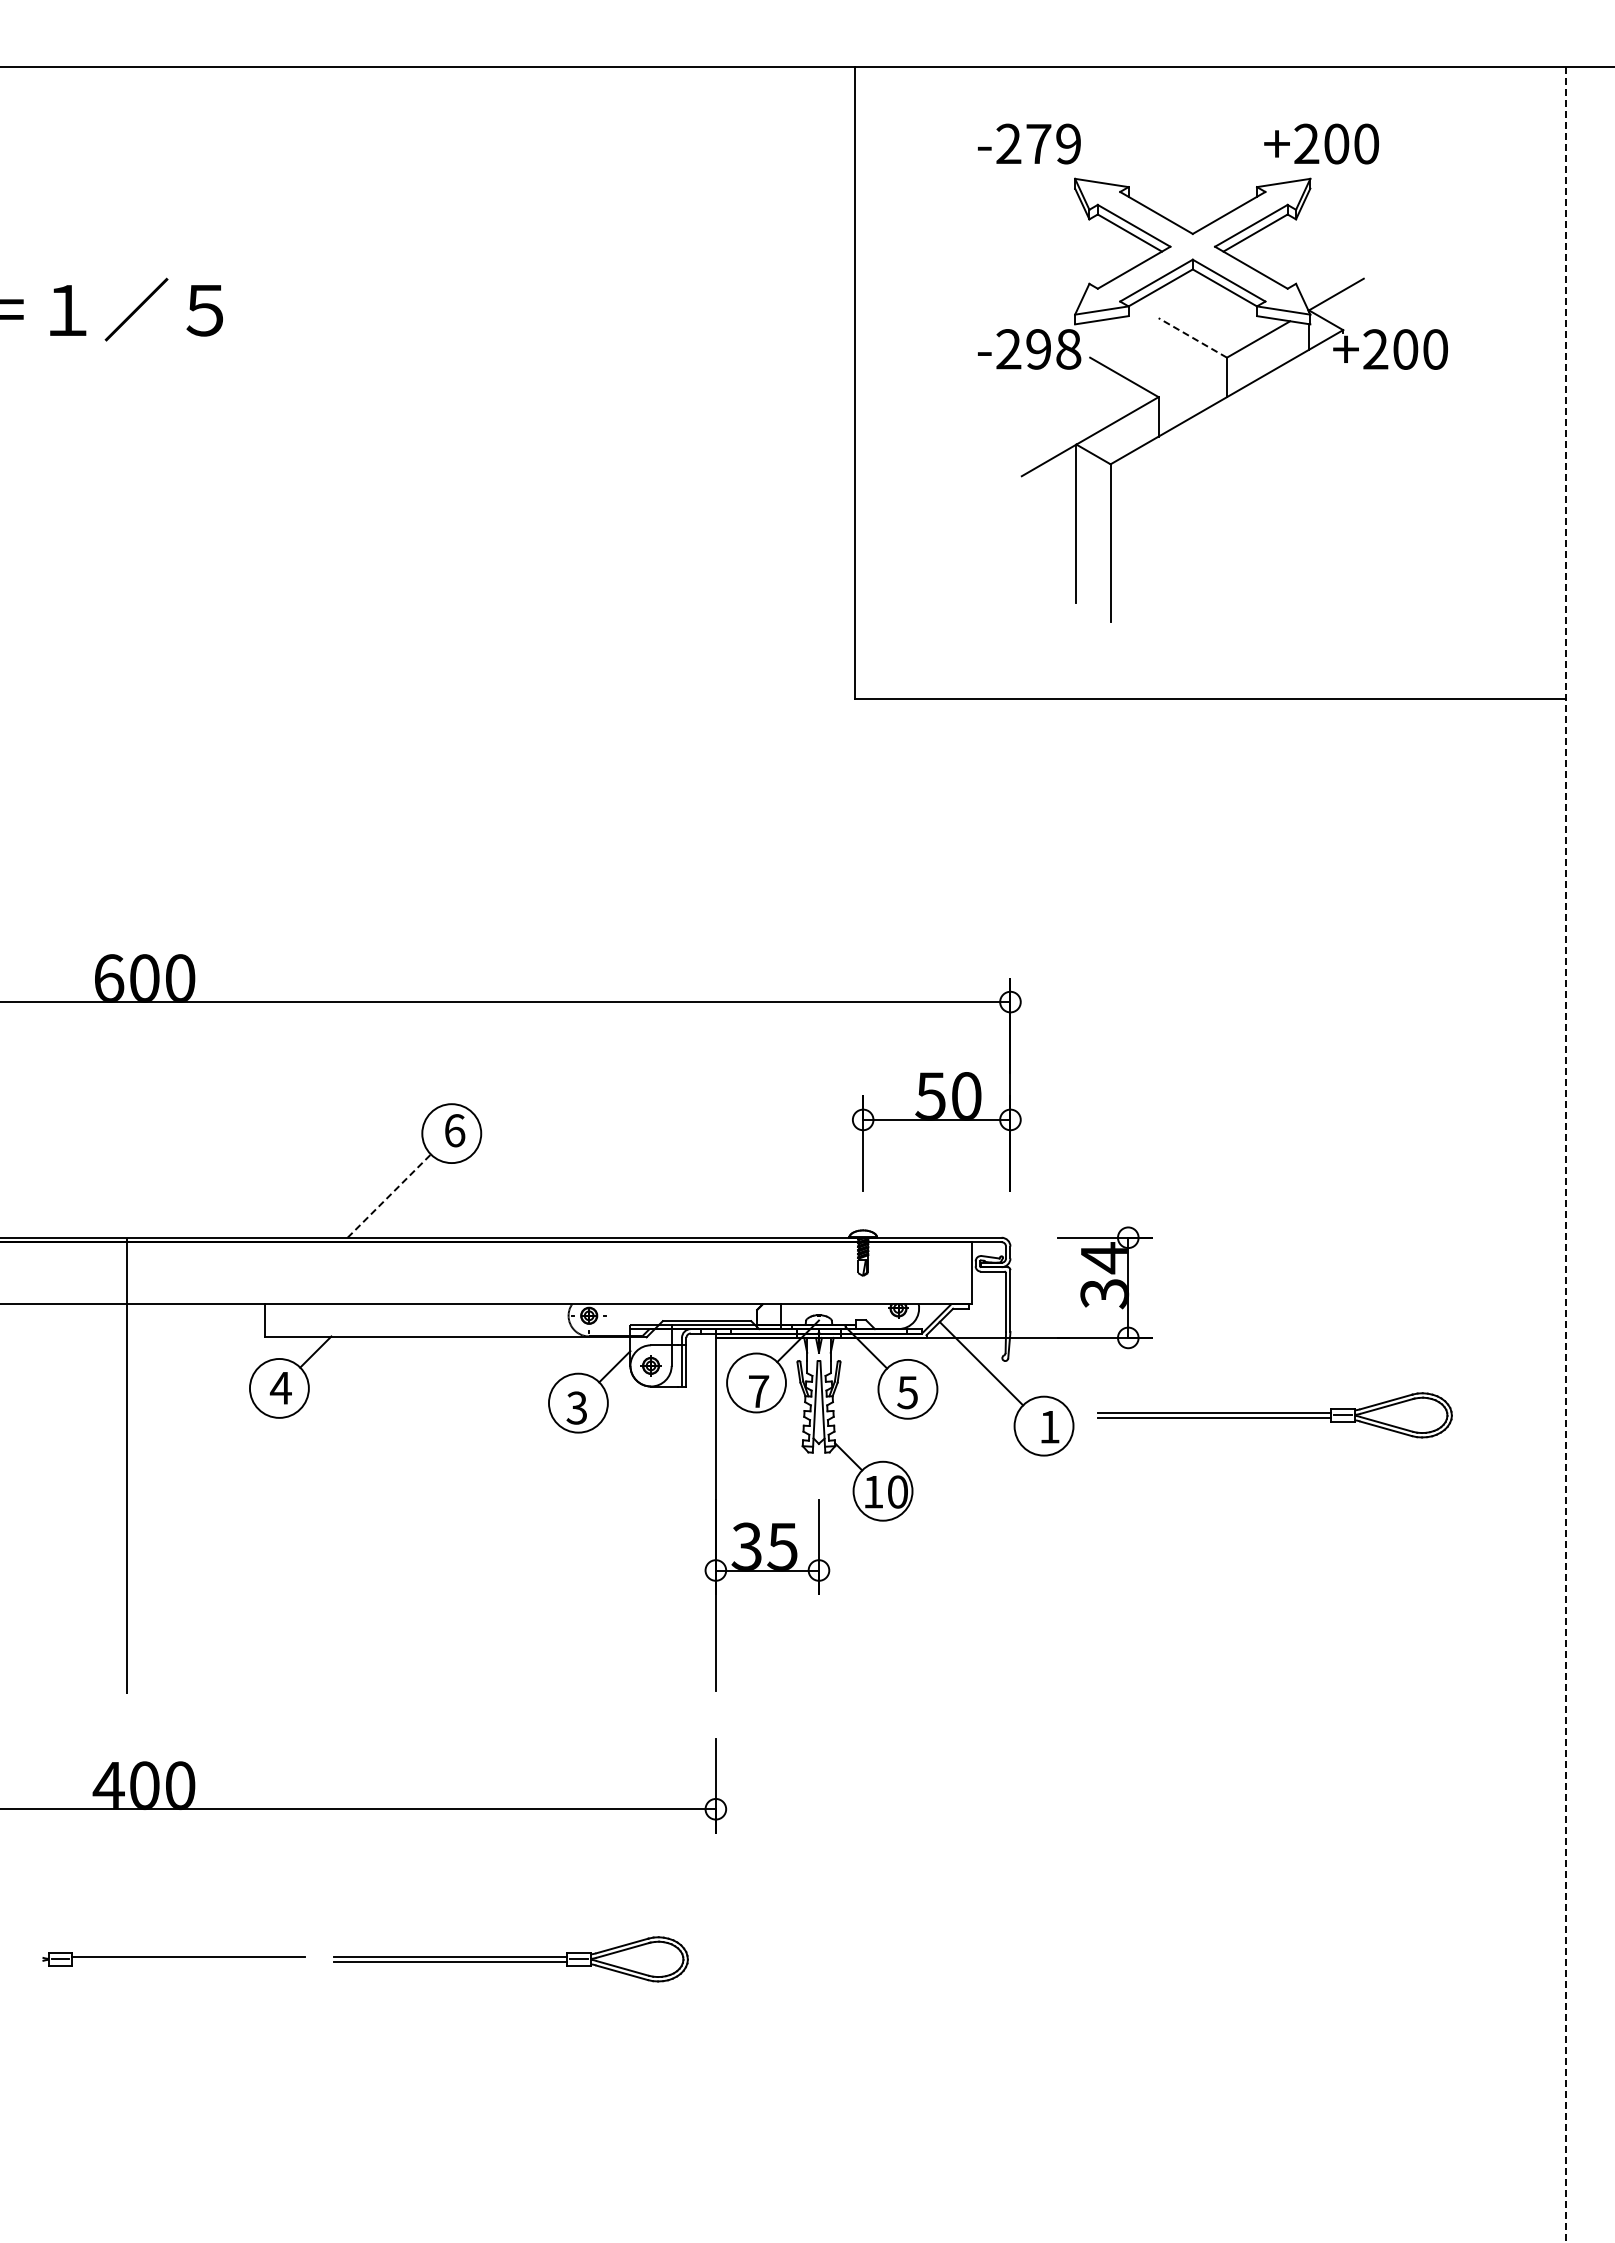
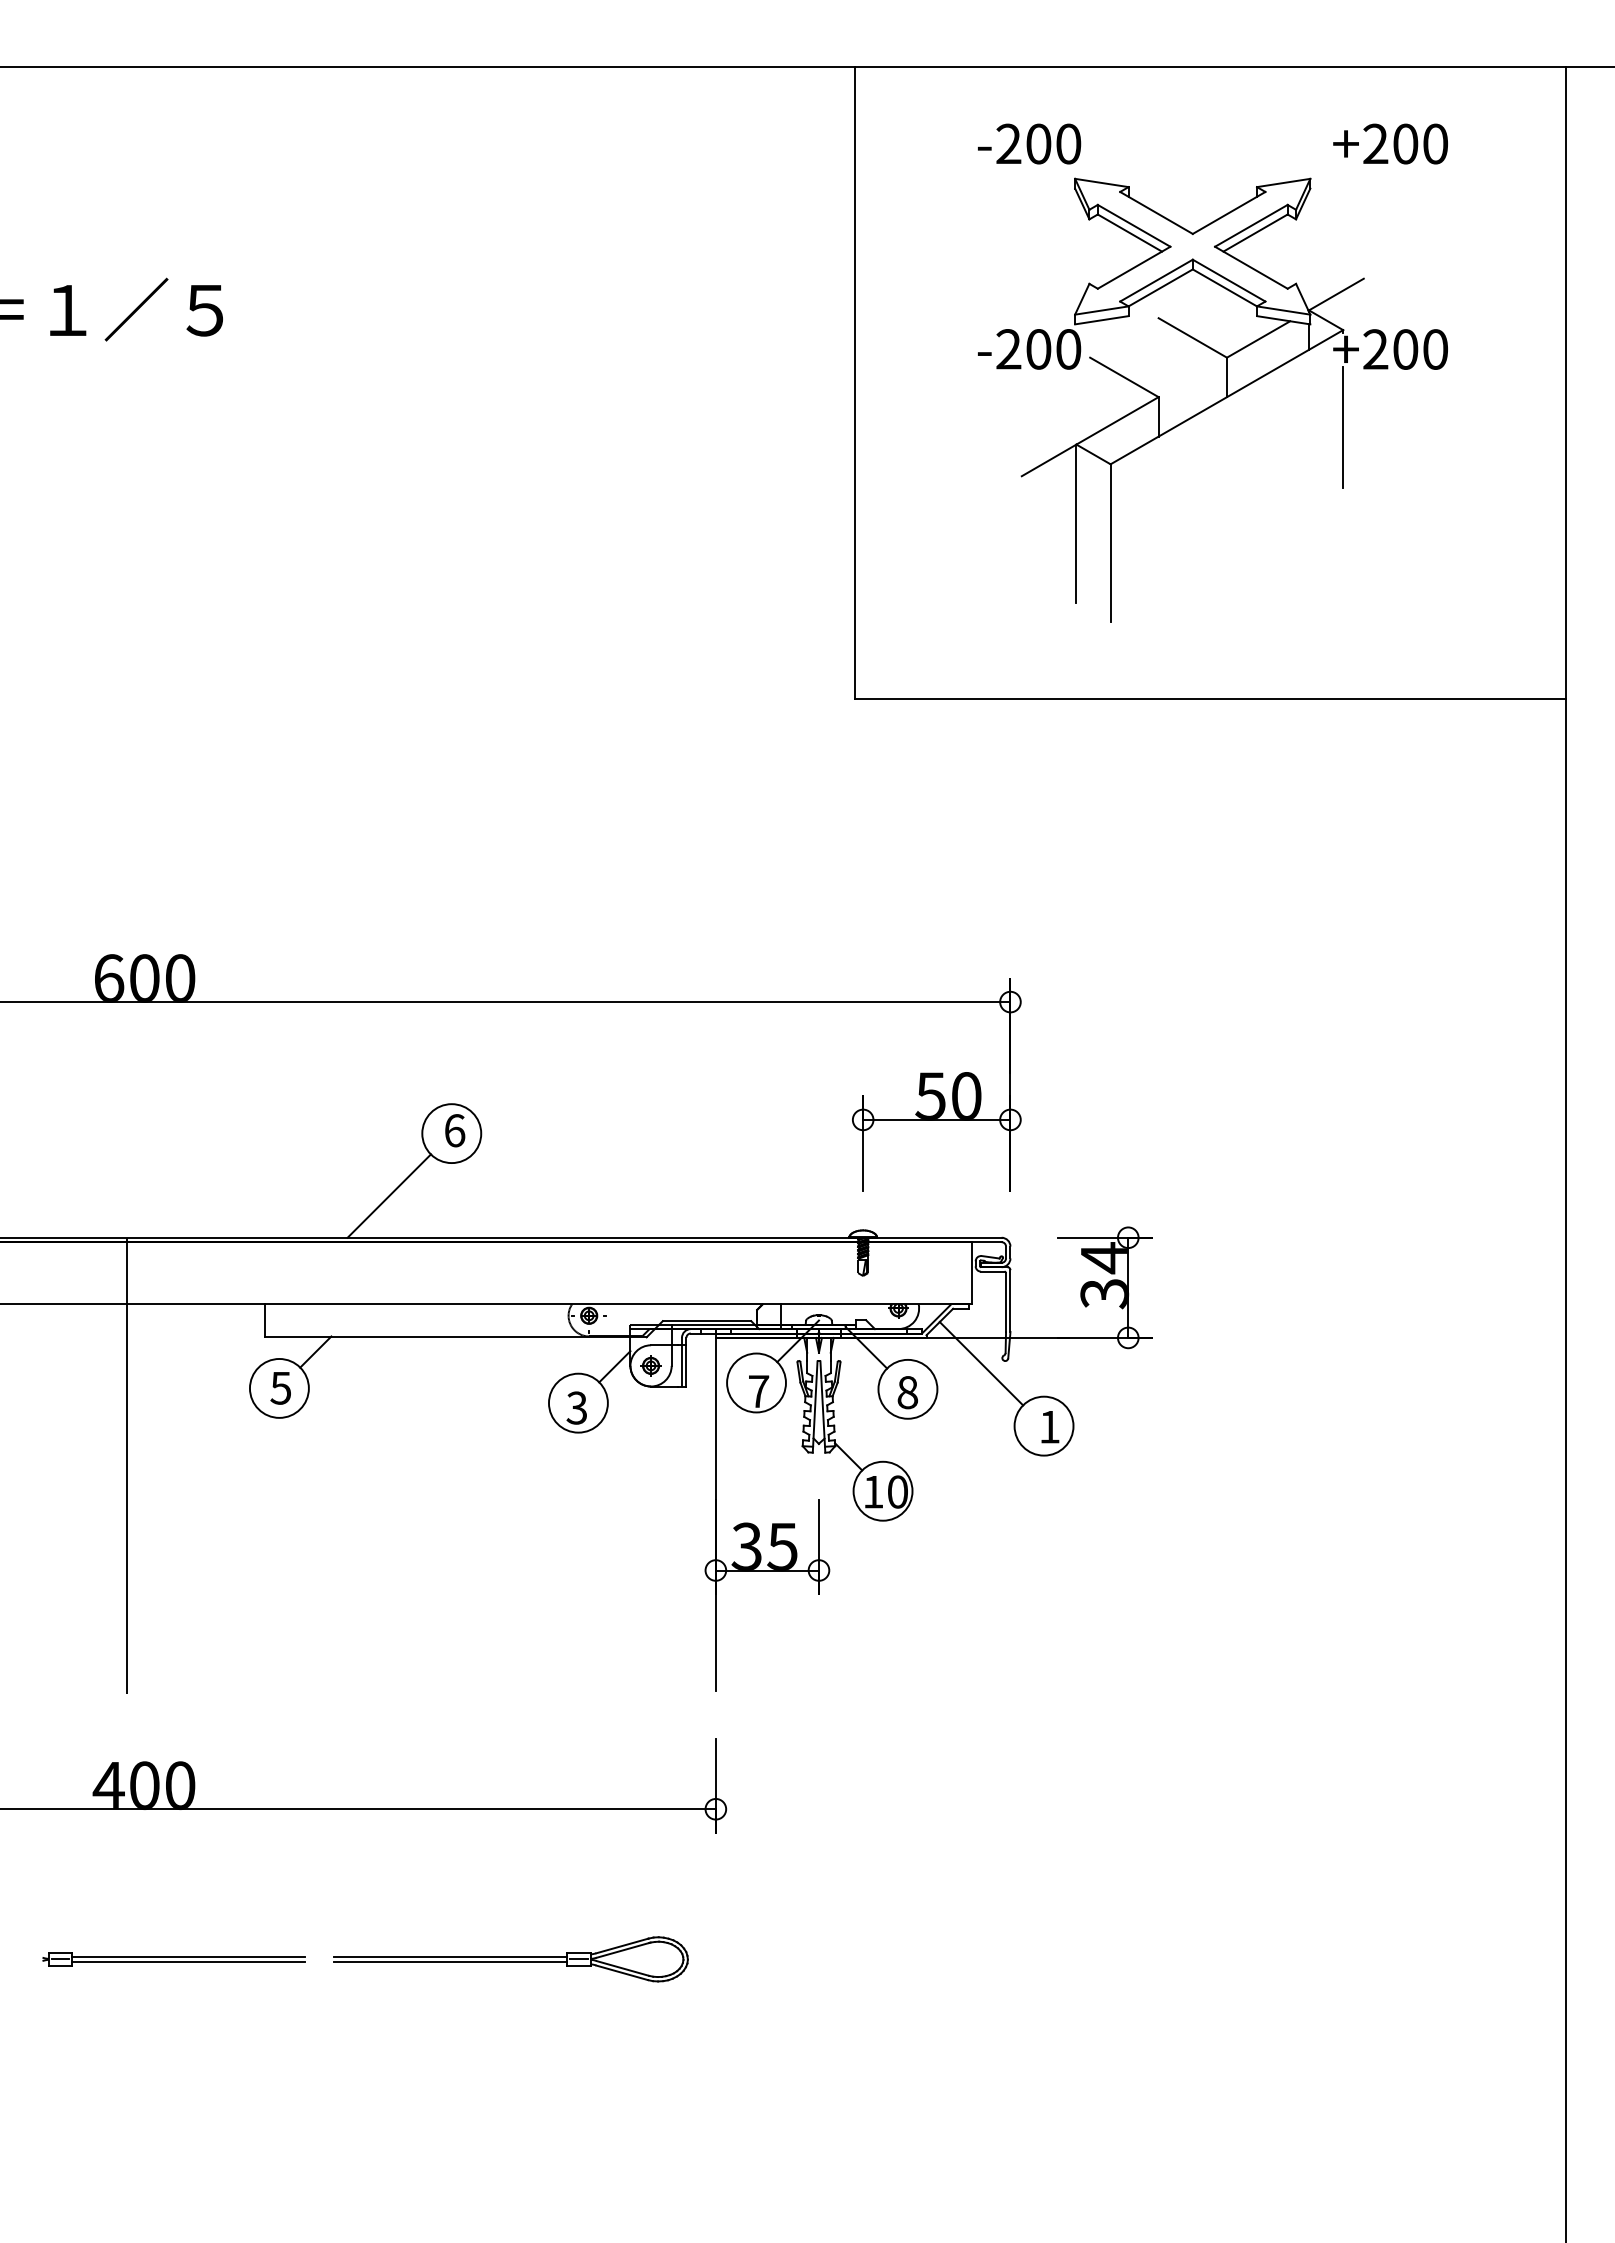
text: -279 -> -200 (1053, 143)
text position: (1321, 143) -> (1390, 143) (1390, 143)
line: dashed -> solid (1192, 337)
text: -298 -> -200 (1053, 349)
line: none -> present (1343, 427)
line: dashed -> solid (1566, 1155)
line: dashed -> solid (389, 1196)
text: 4 -> 5 (280, 1388)
text: 5 -> 8 (907, 1392)
part: present -> none (1274, 1415)
line: none -> present (188, 1961)
